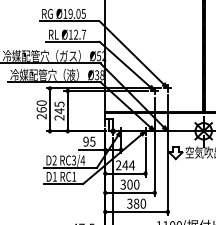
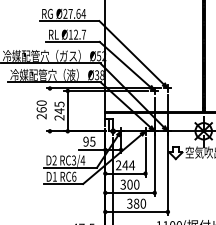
text: Ø19.05 -> Ø27.64 (74, 13)
line: present -> none (49, 109)
text: RC1 -> RC6 (74, 176)
